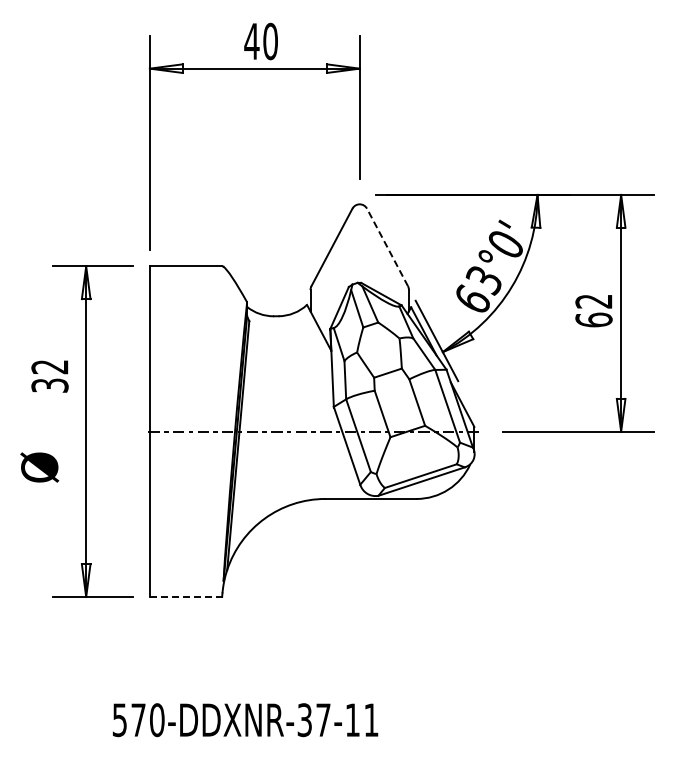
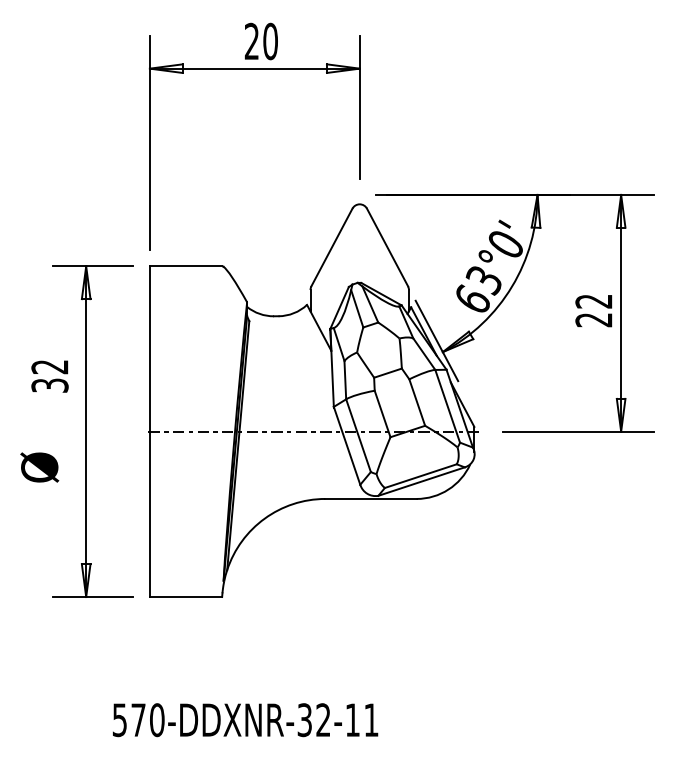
text: 40 -> 20 (251, 40)
line: dashed -> solid (387, 247)
text: 62 -> 22 (593, 319)
line: dashed -> solid (186, 597)
text: 570-DDXNR-37-11 -> 570-DDXNR-32-11 (323, 719)
